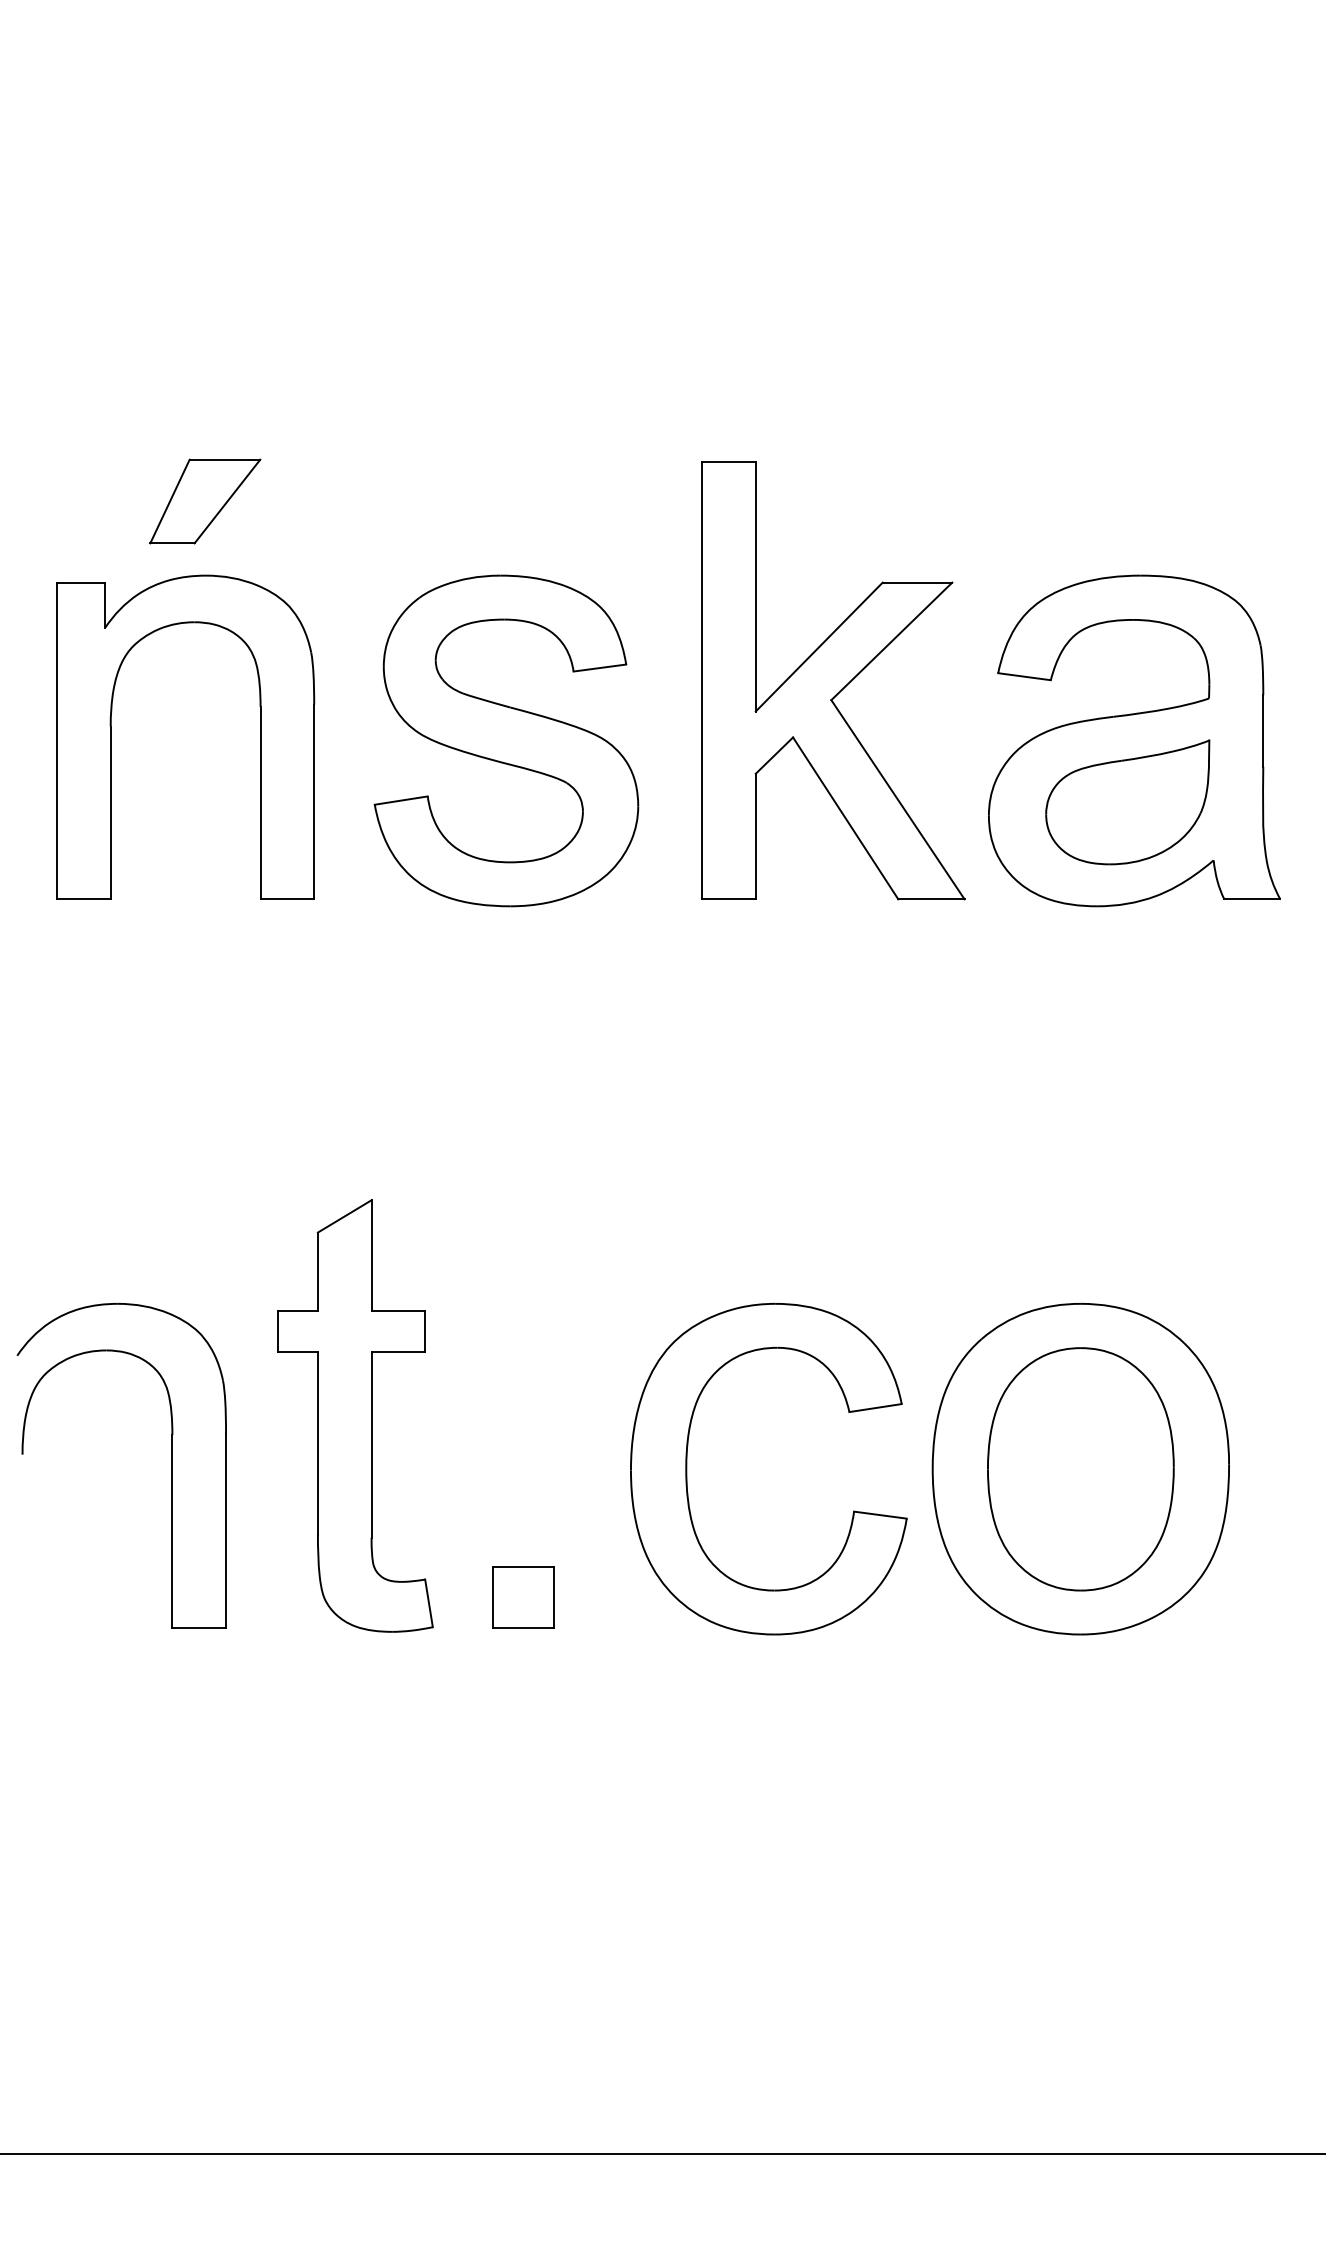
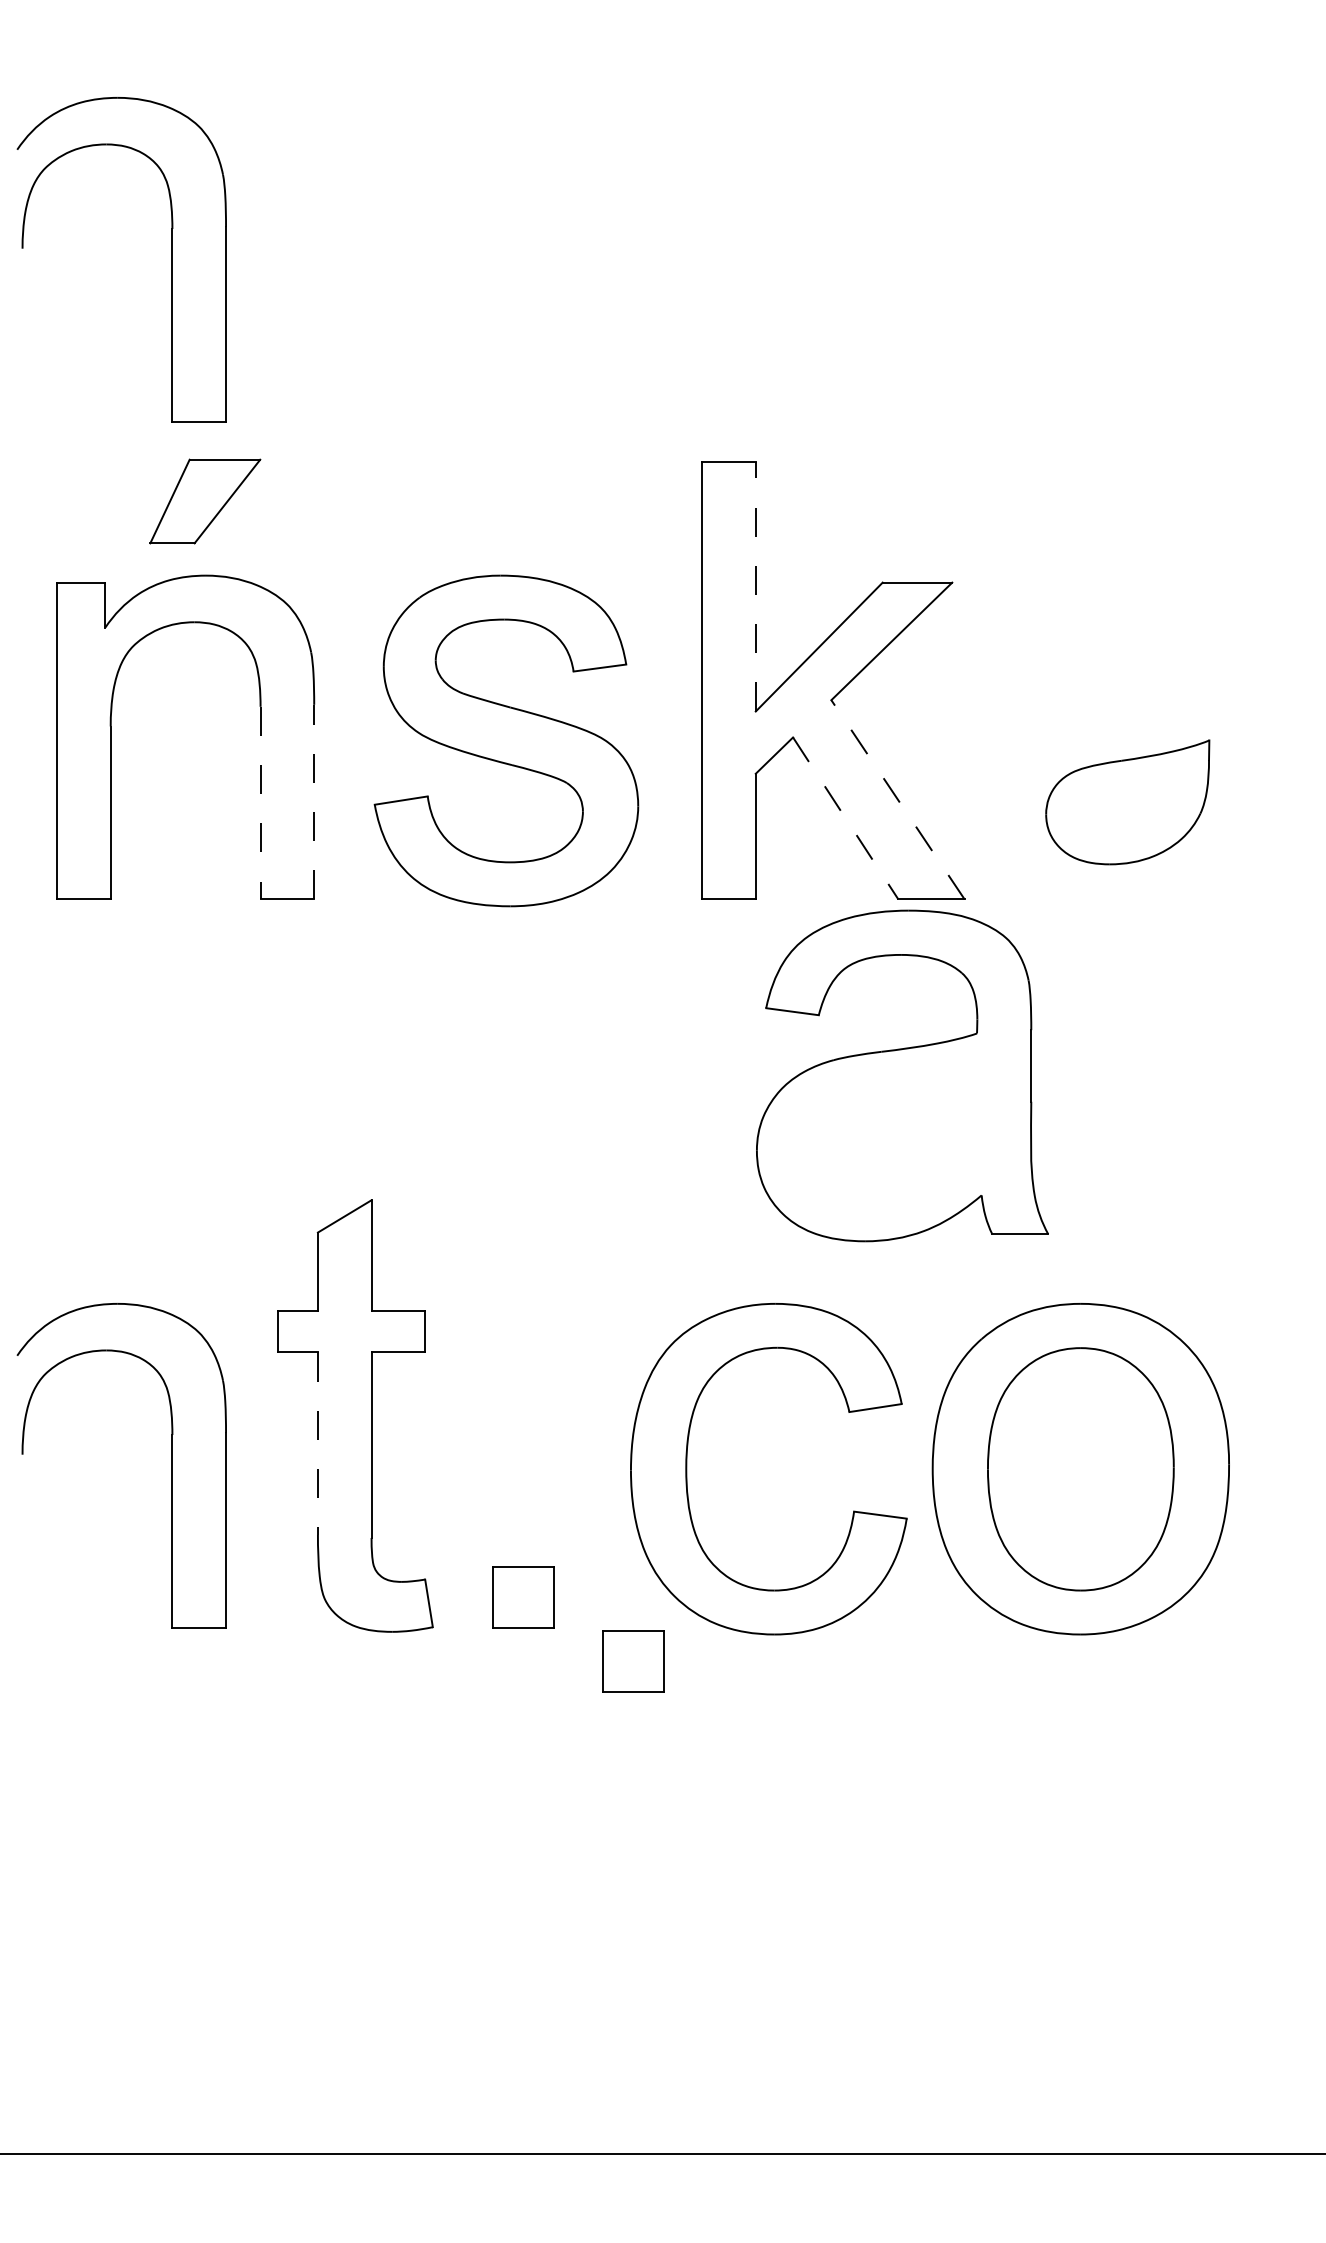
part: none -> present (171, 259)
line: solid -> dashed (755, 586)
part position: (1134, 740) -> (902, 1075) (902, 1075)
line: solid -> dashed (897, 799)
line: solid -> dashed (314, 801)
line: solid -> dashed (260, 803)
line: solid -> dashed (845, 818)
line: solid -> dashed (317, 1444)
part: none -> present (633, 1661)
